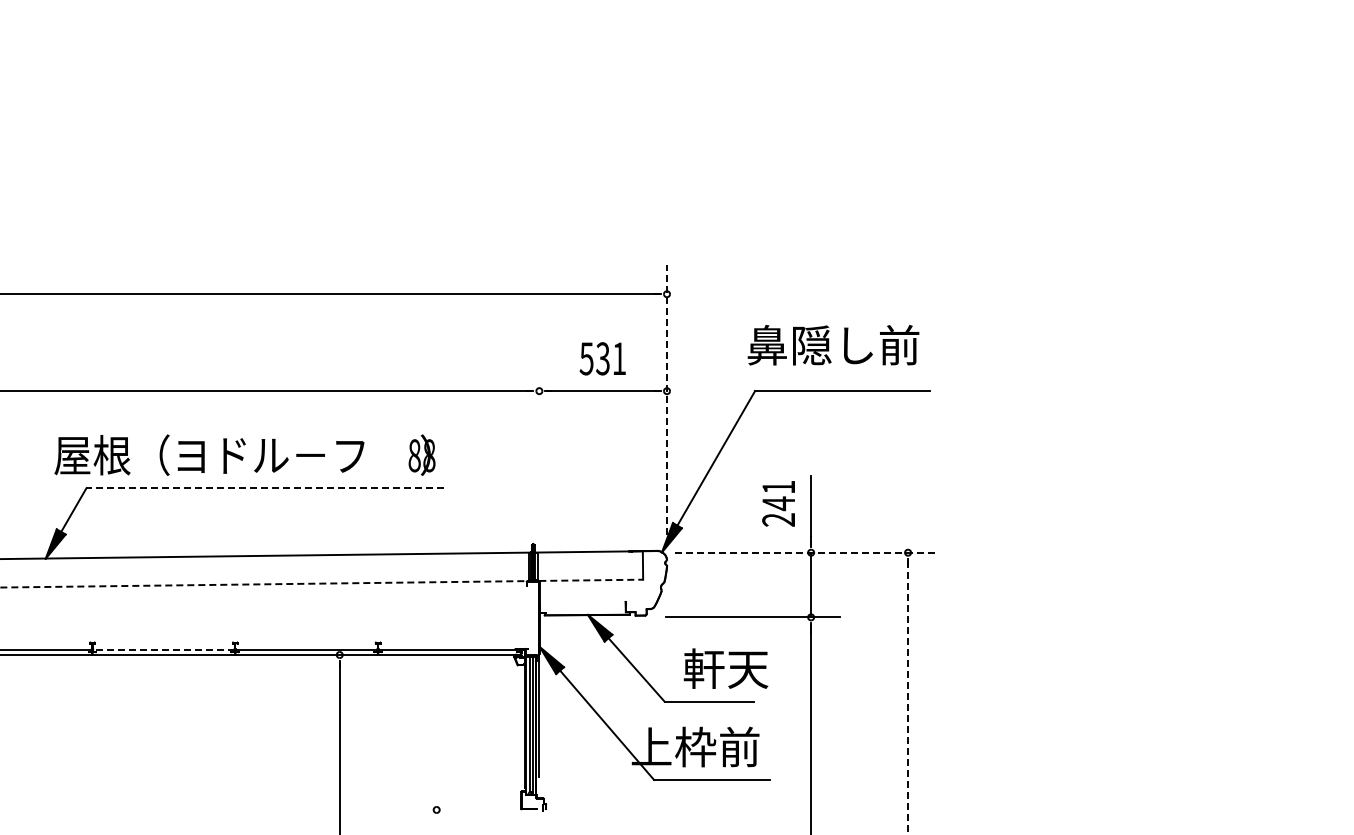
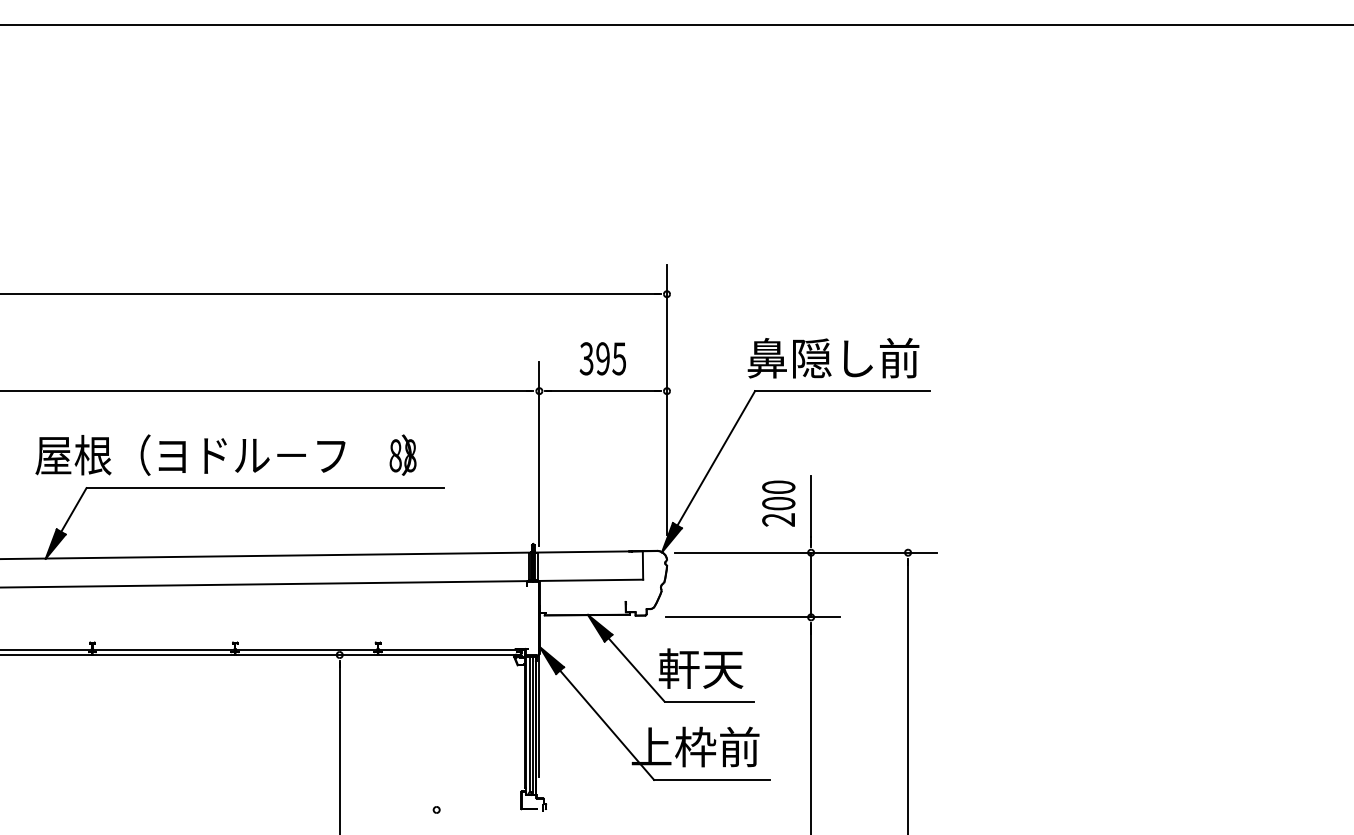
line: none -> present (676, 25)
text position: (833, 345) -> (833, 358) (833, 358)
text: 531 -> 395 (602, 358)
line: dashed -> solid (667, 399)
line: none -> present (539, 453)
text position: (244, 454) -> (225, 454) (225, 454)
line: dashed -> solid (265, 488)
text: 241 -> 200 (778, 495)
line: dashed -> solid (806, 552)
line: dashed -> solid (322, 583)
line: dashed -> solid (163, 649)
text position: (725, 668) -> (700, 668) (700, 668)
line: dashed -> solid (908, 697)
